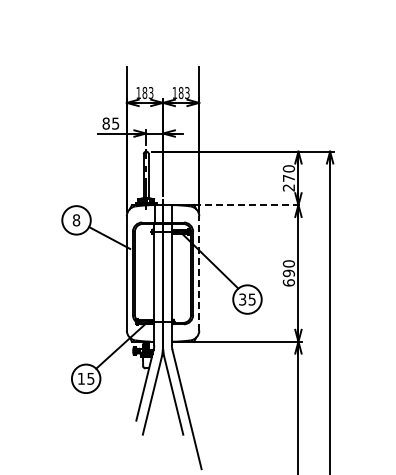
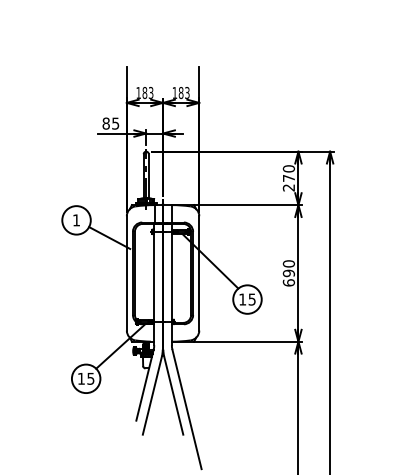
line: dashed -> solid (248, 205)
text: 8 -> 1 (76, 220)
line: dashed -> solid (199, 272)
text: 35 -> 15 (242, 299)
